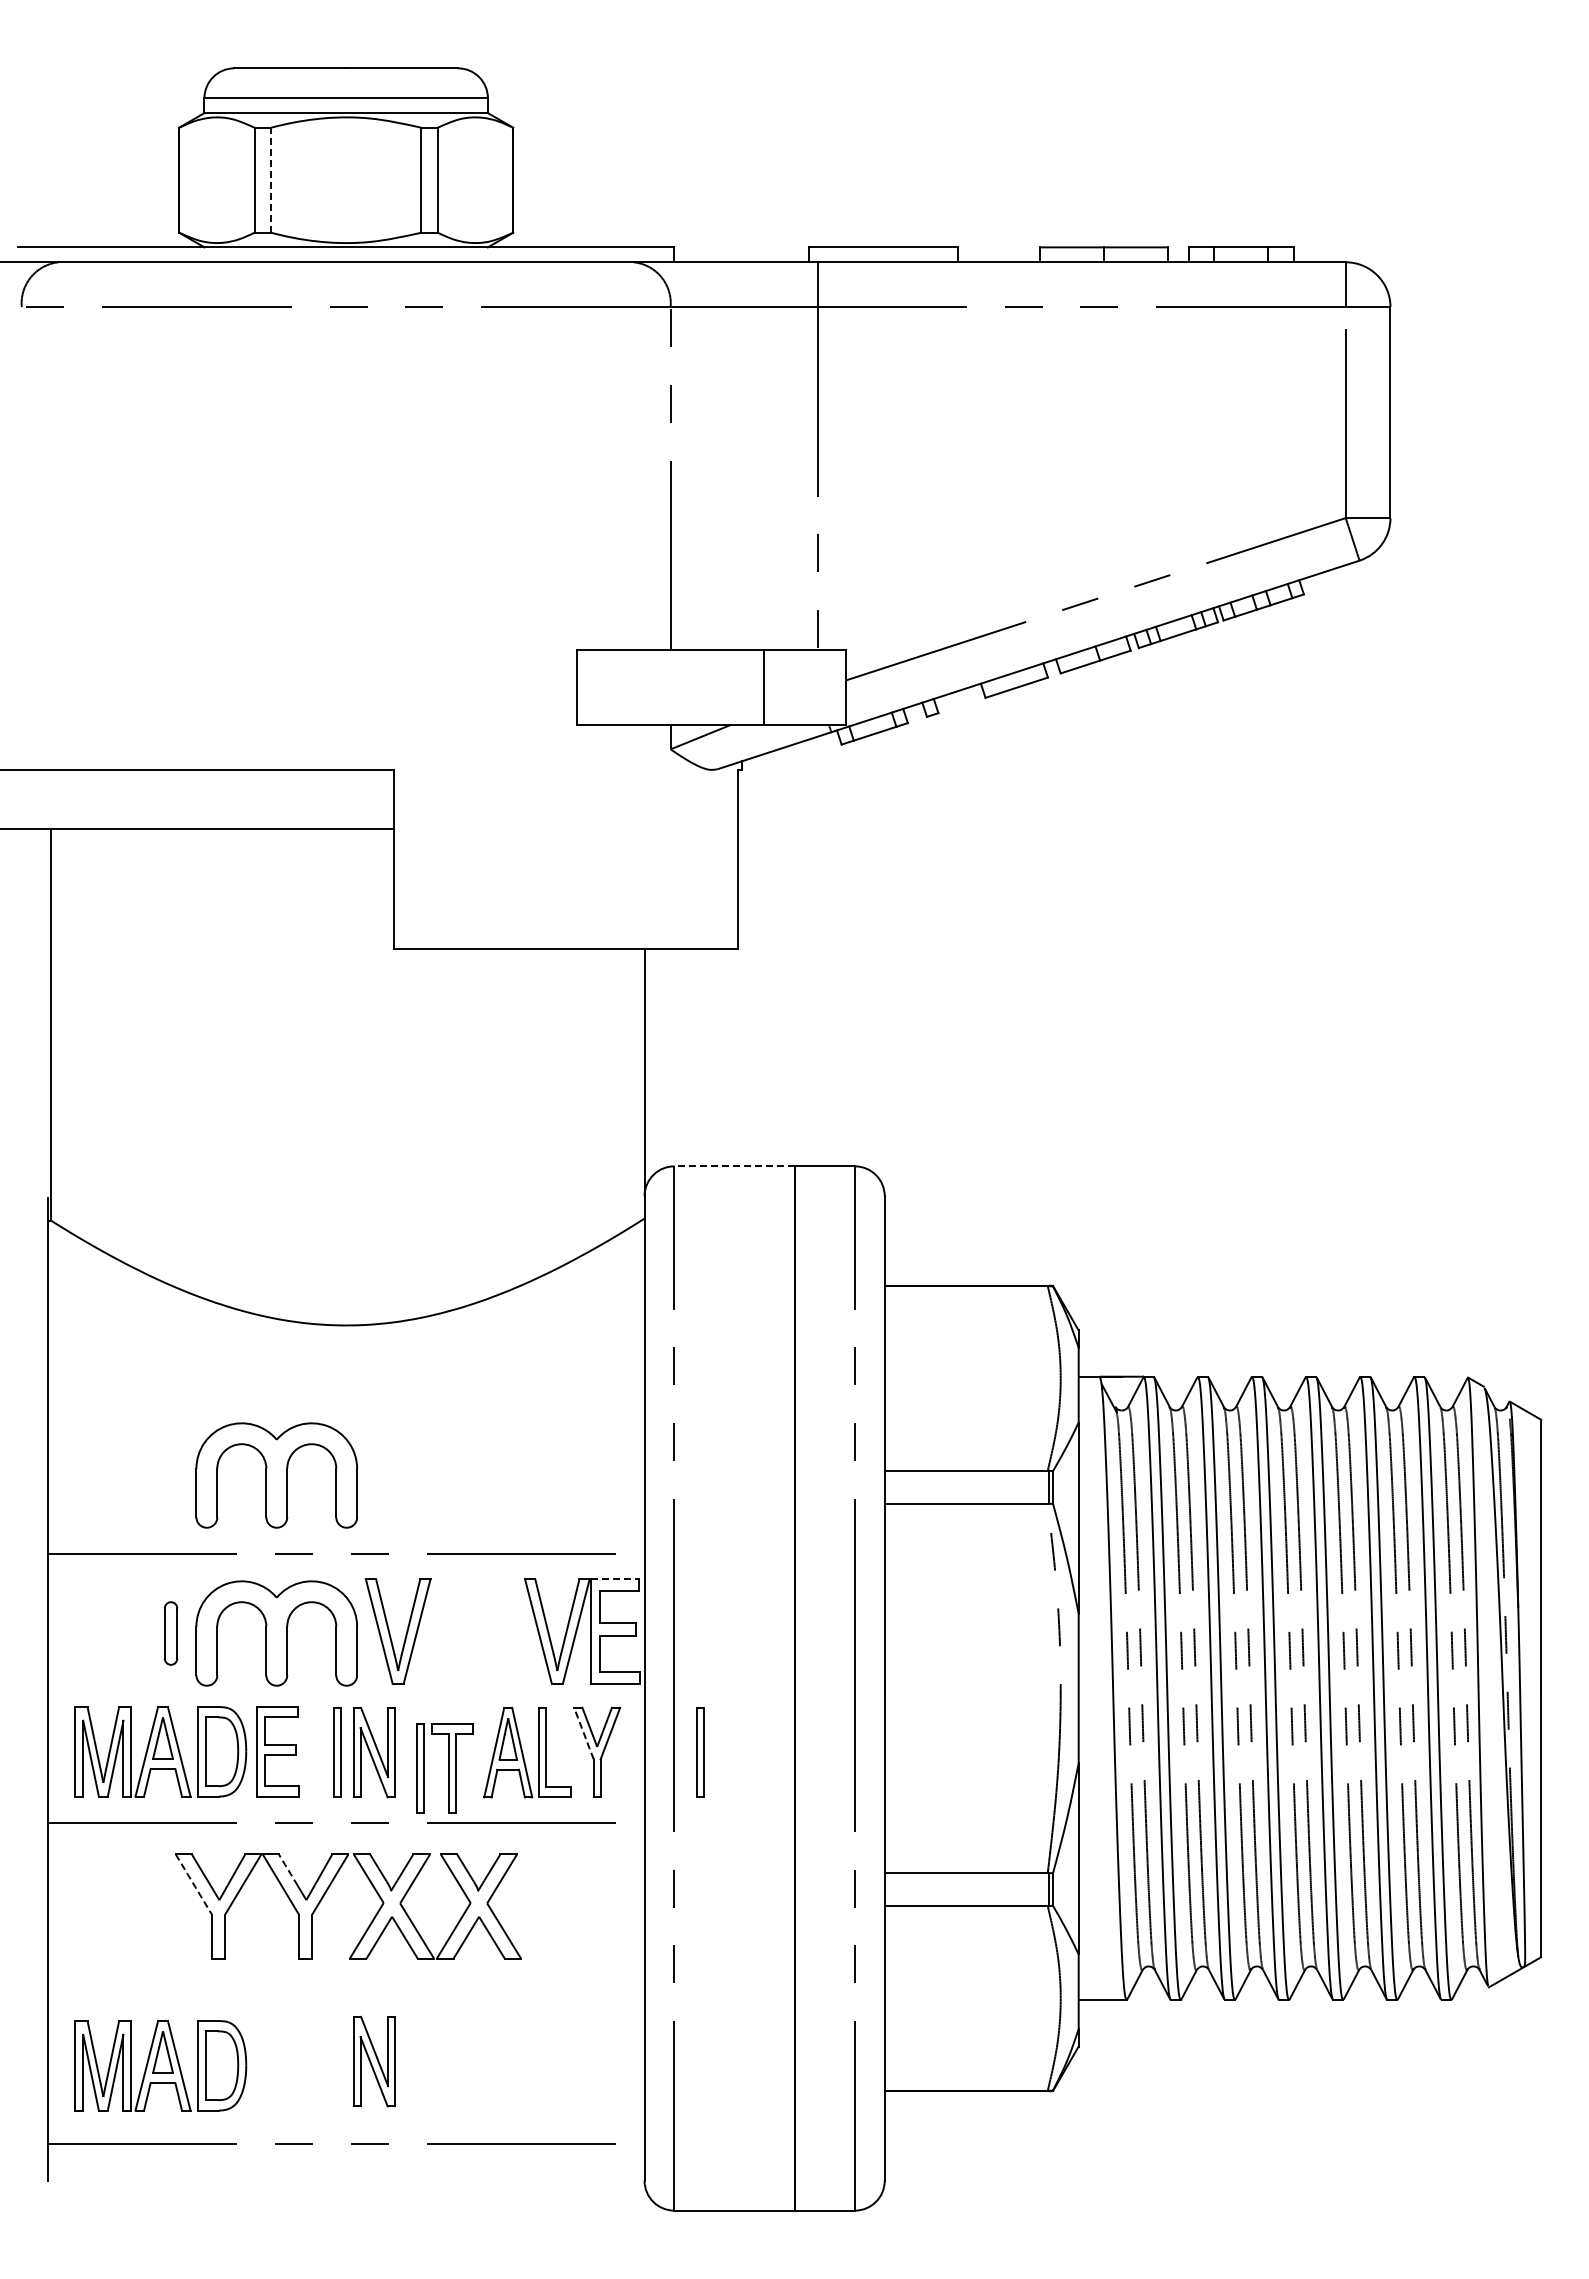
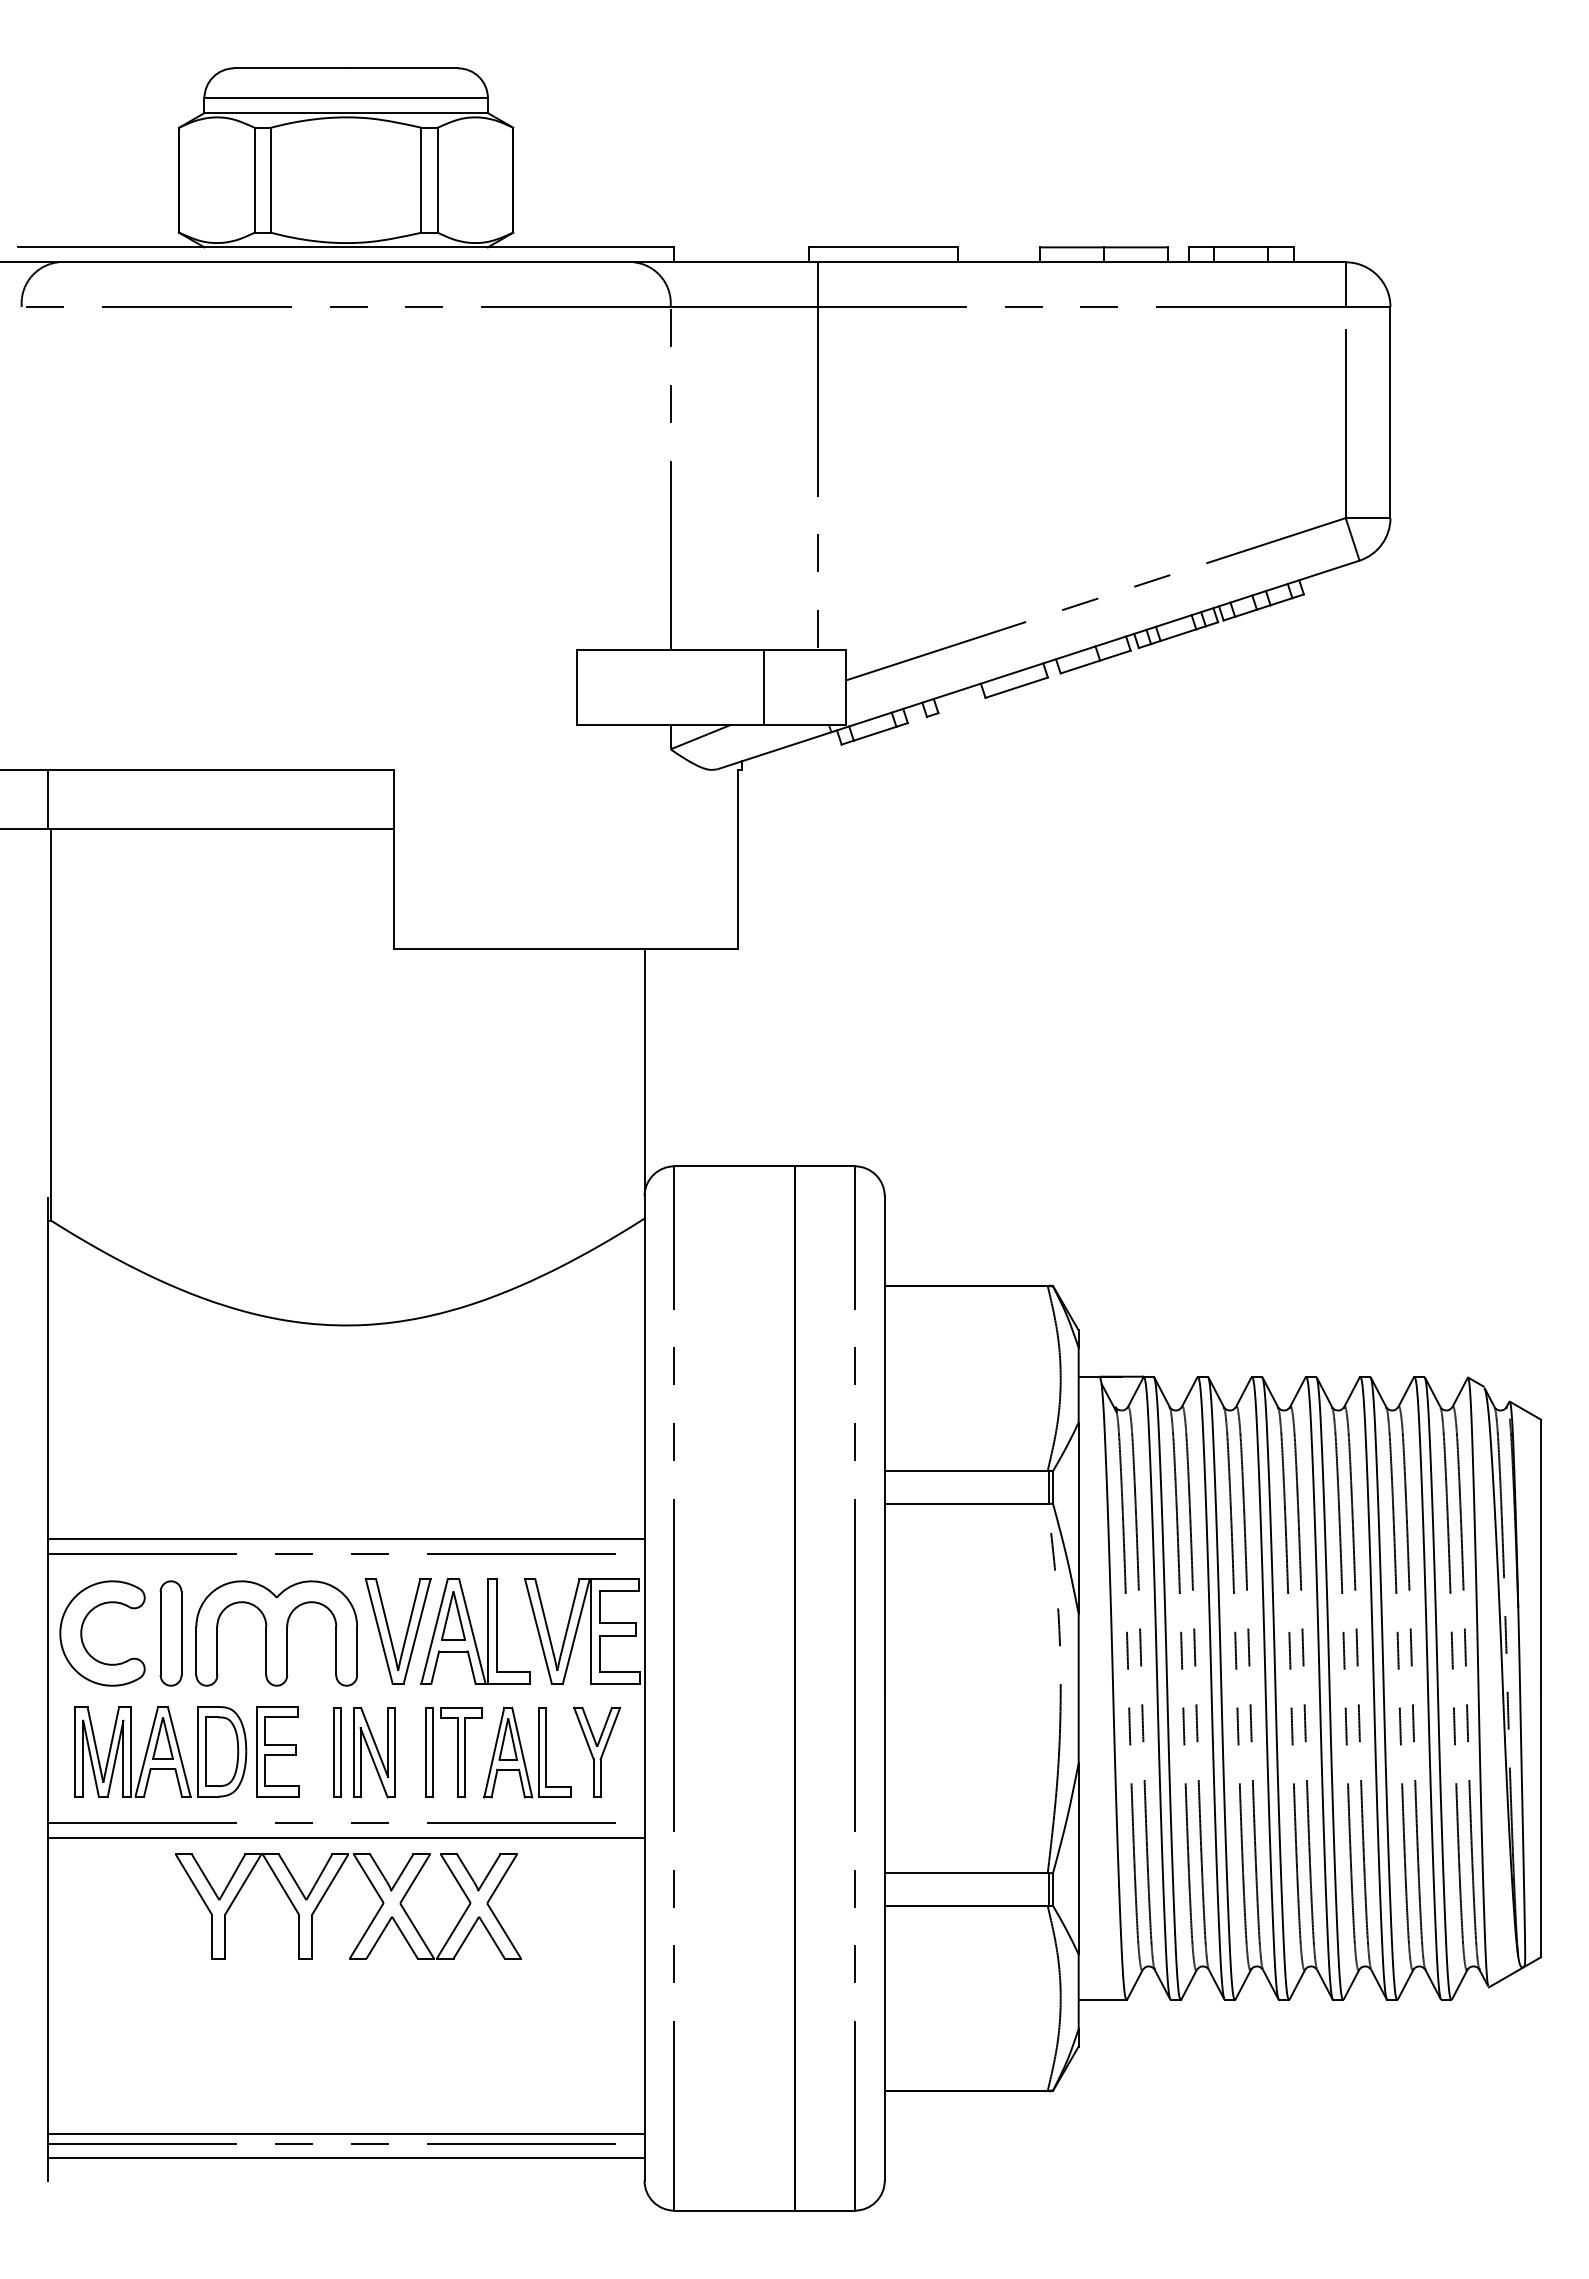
line: dashed -> solid (270, 179)
line: none -> present (47, 799)
line: dashed -> solid (734, 1166)
part: present -> none (276, 1475)
line: none -> present (345, 1539)
line: dashed -> solid (615, 1579)
part: none -> present (475, 1631)
part: none -> present (82, 1633)
part size: 15x65 px -> 24x107 px (170, 1633)
line: dashed -> solid (583, 1733)
part: present -> none (700, 1752)
part position: (444, 1768) -> (453, 1752) (453, 1752)
line: none -> present (345, 1837)
line: dashed -> solid (288, 1869)
line: dashed -> solid (194, 1884)
part: present -> none (374, 2061)
part: present -> none (160, 2065)
line: none -> present (345, 2134)
line: none -> present (345, 2158)
